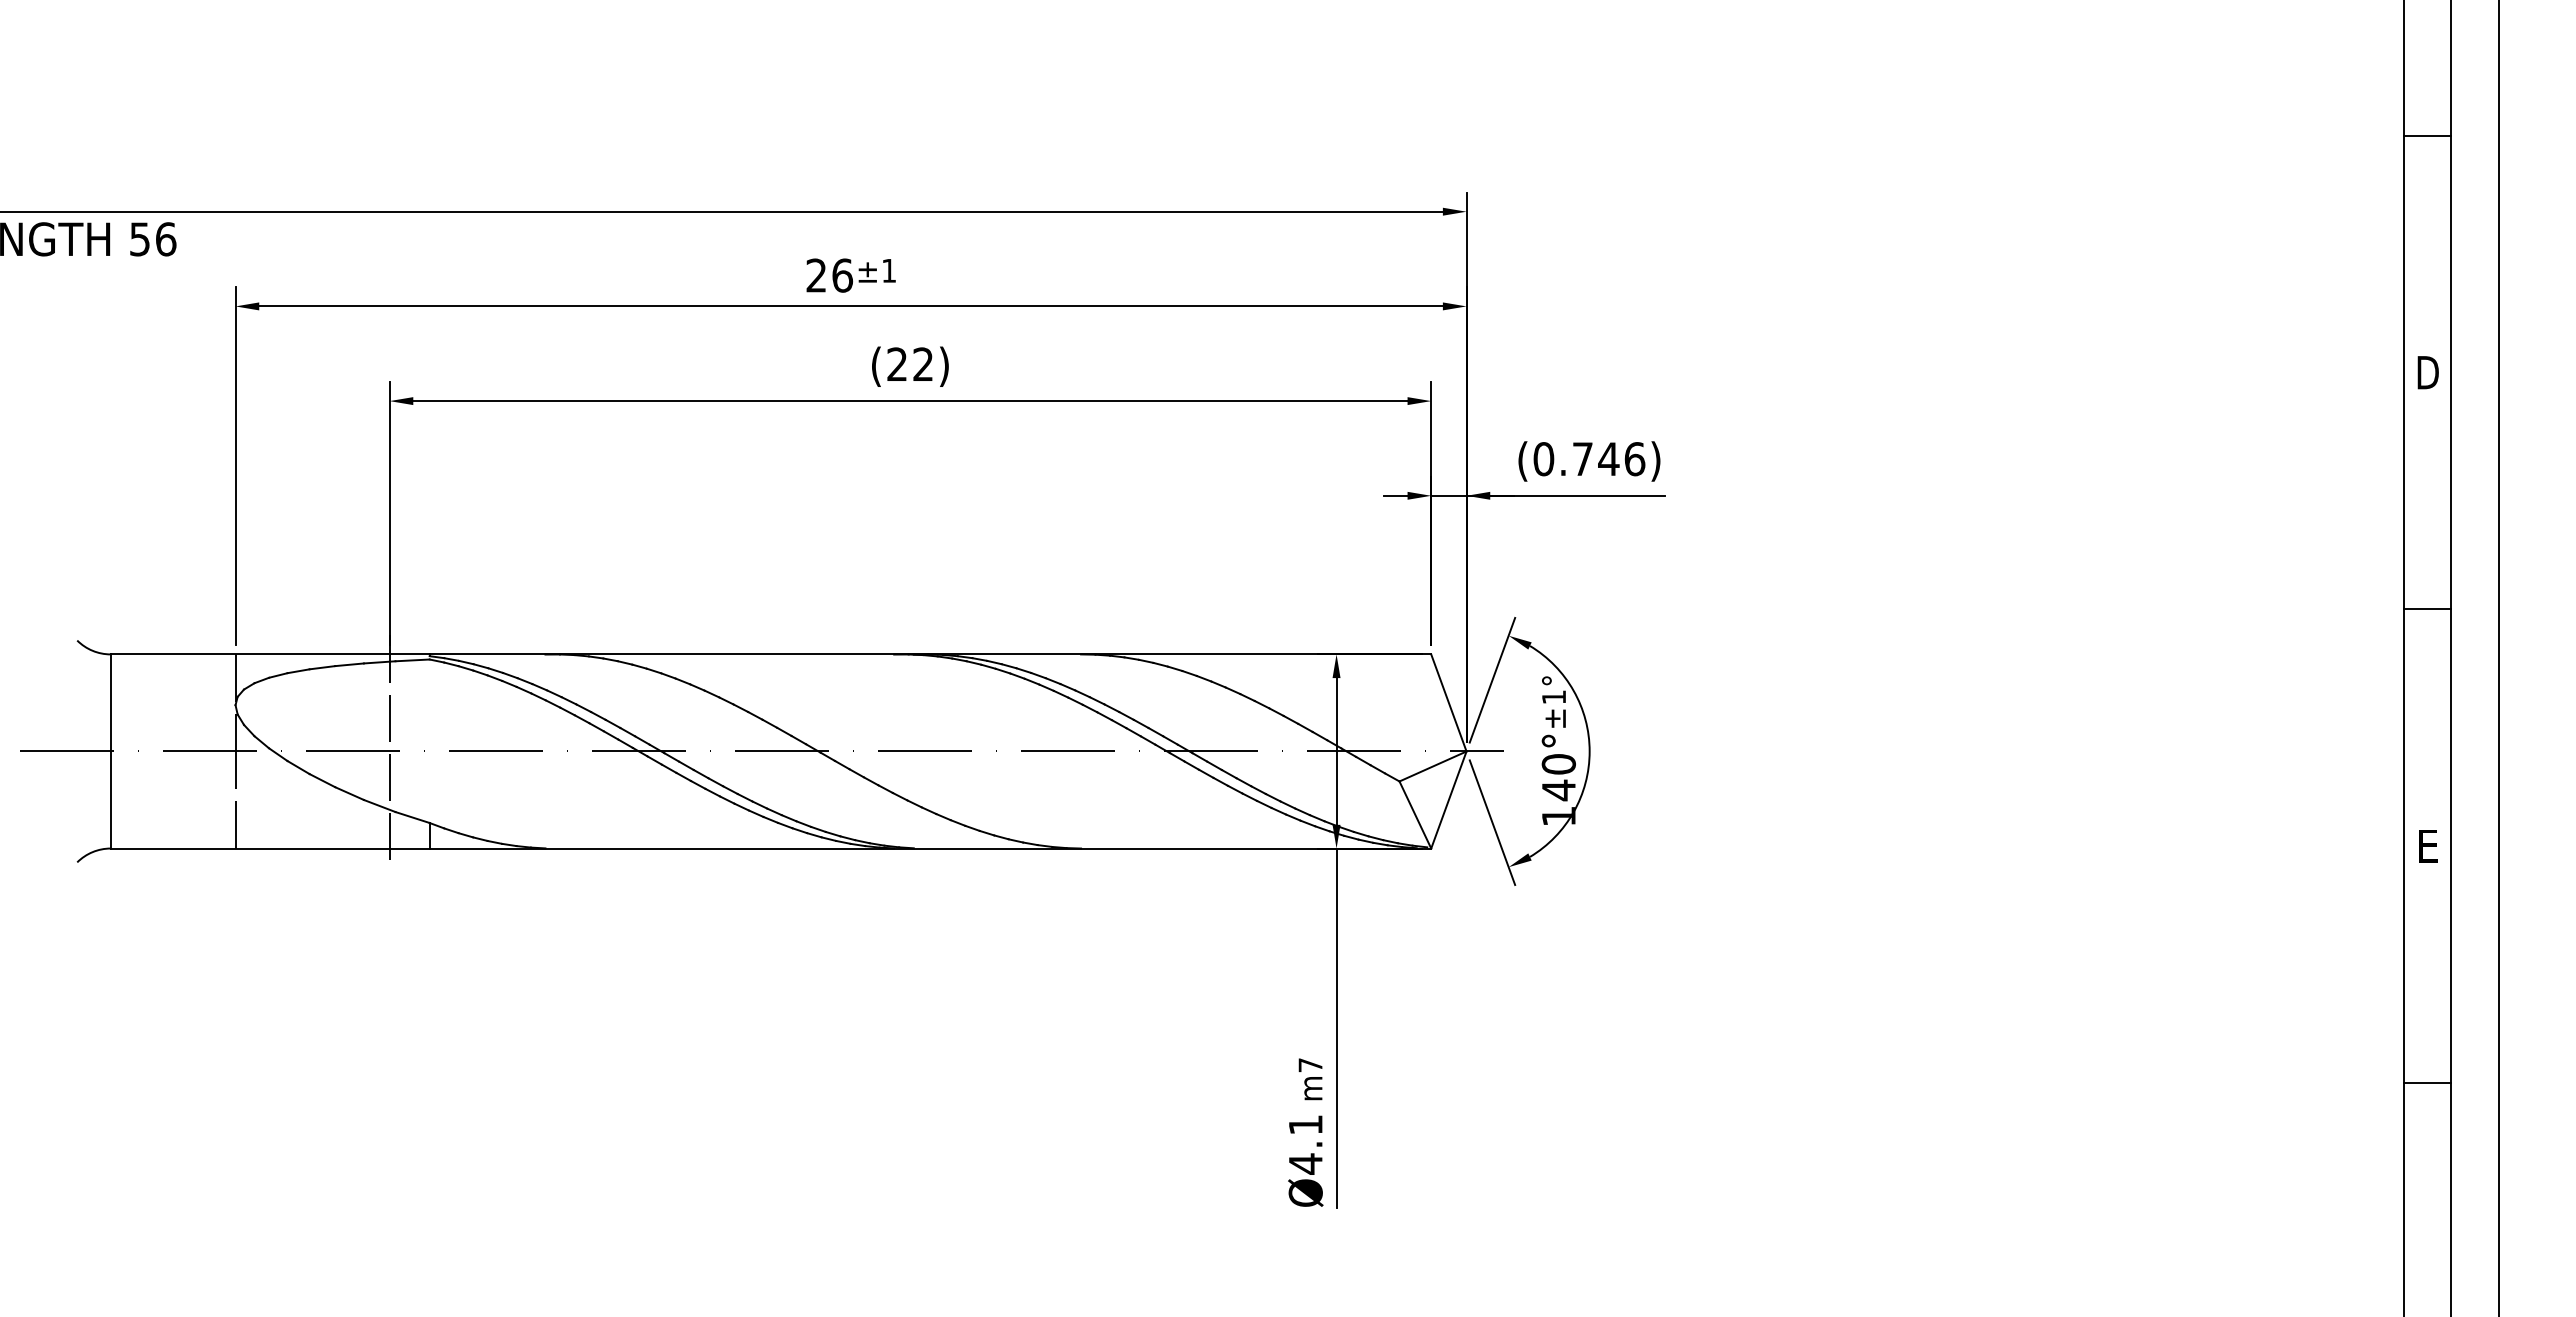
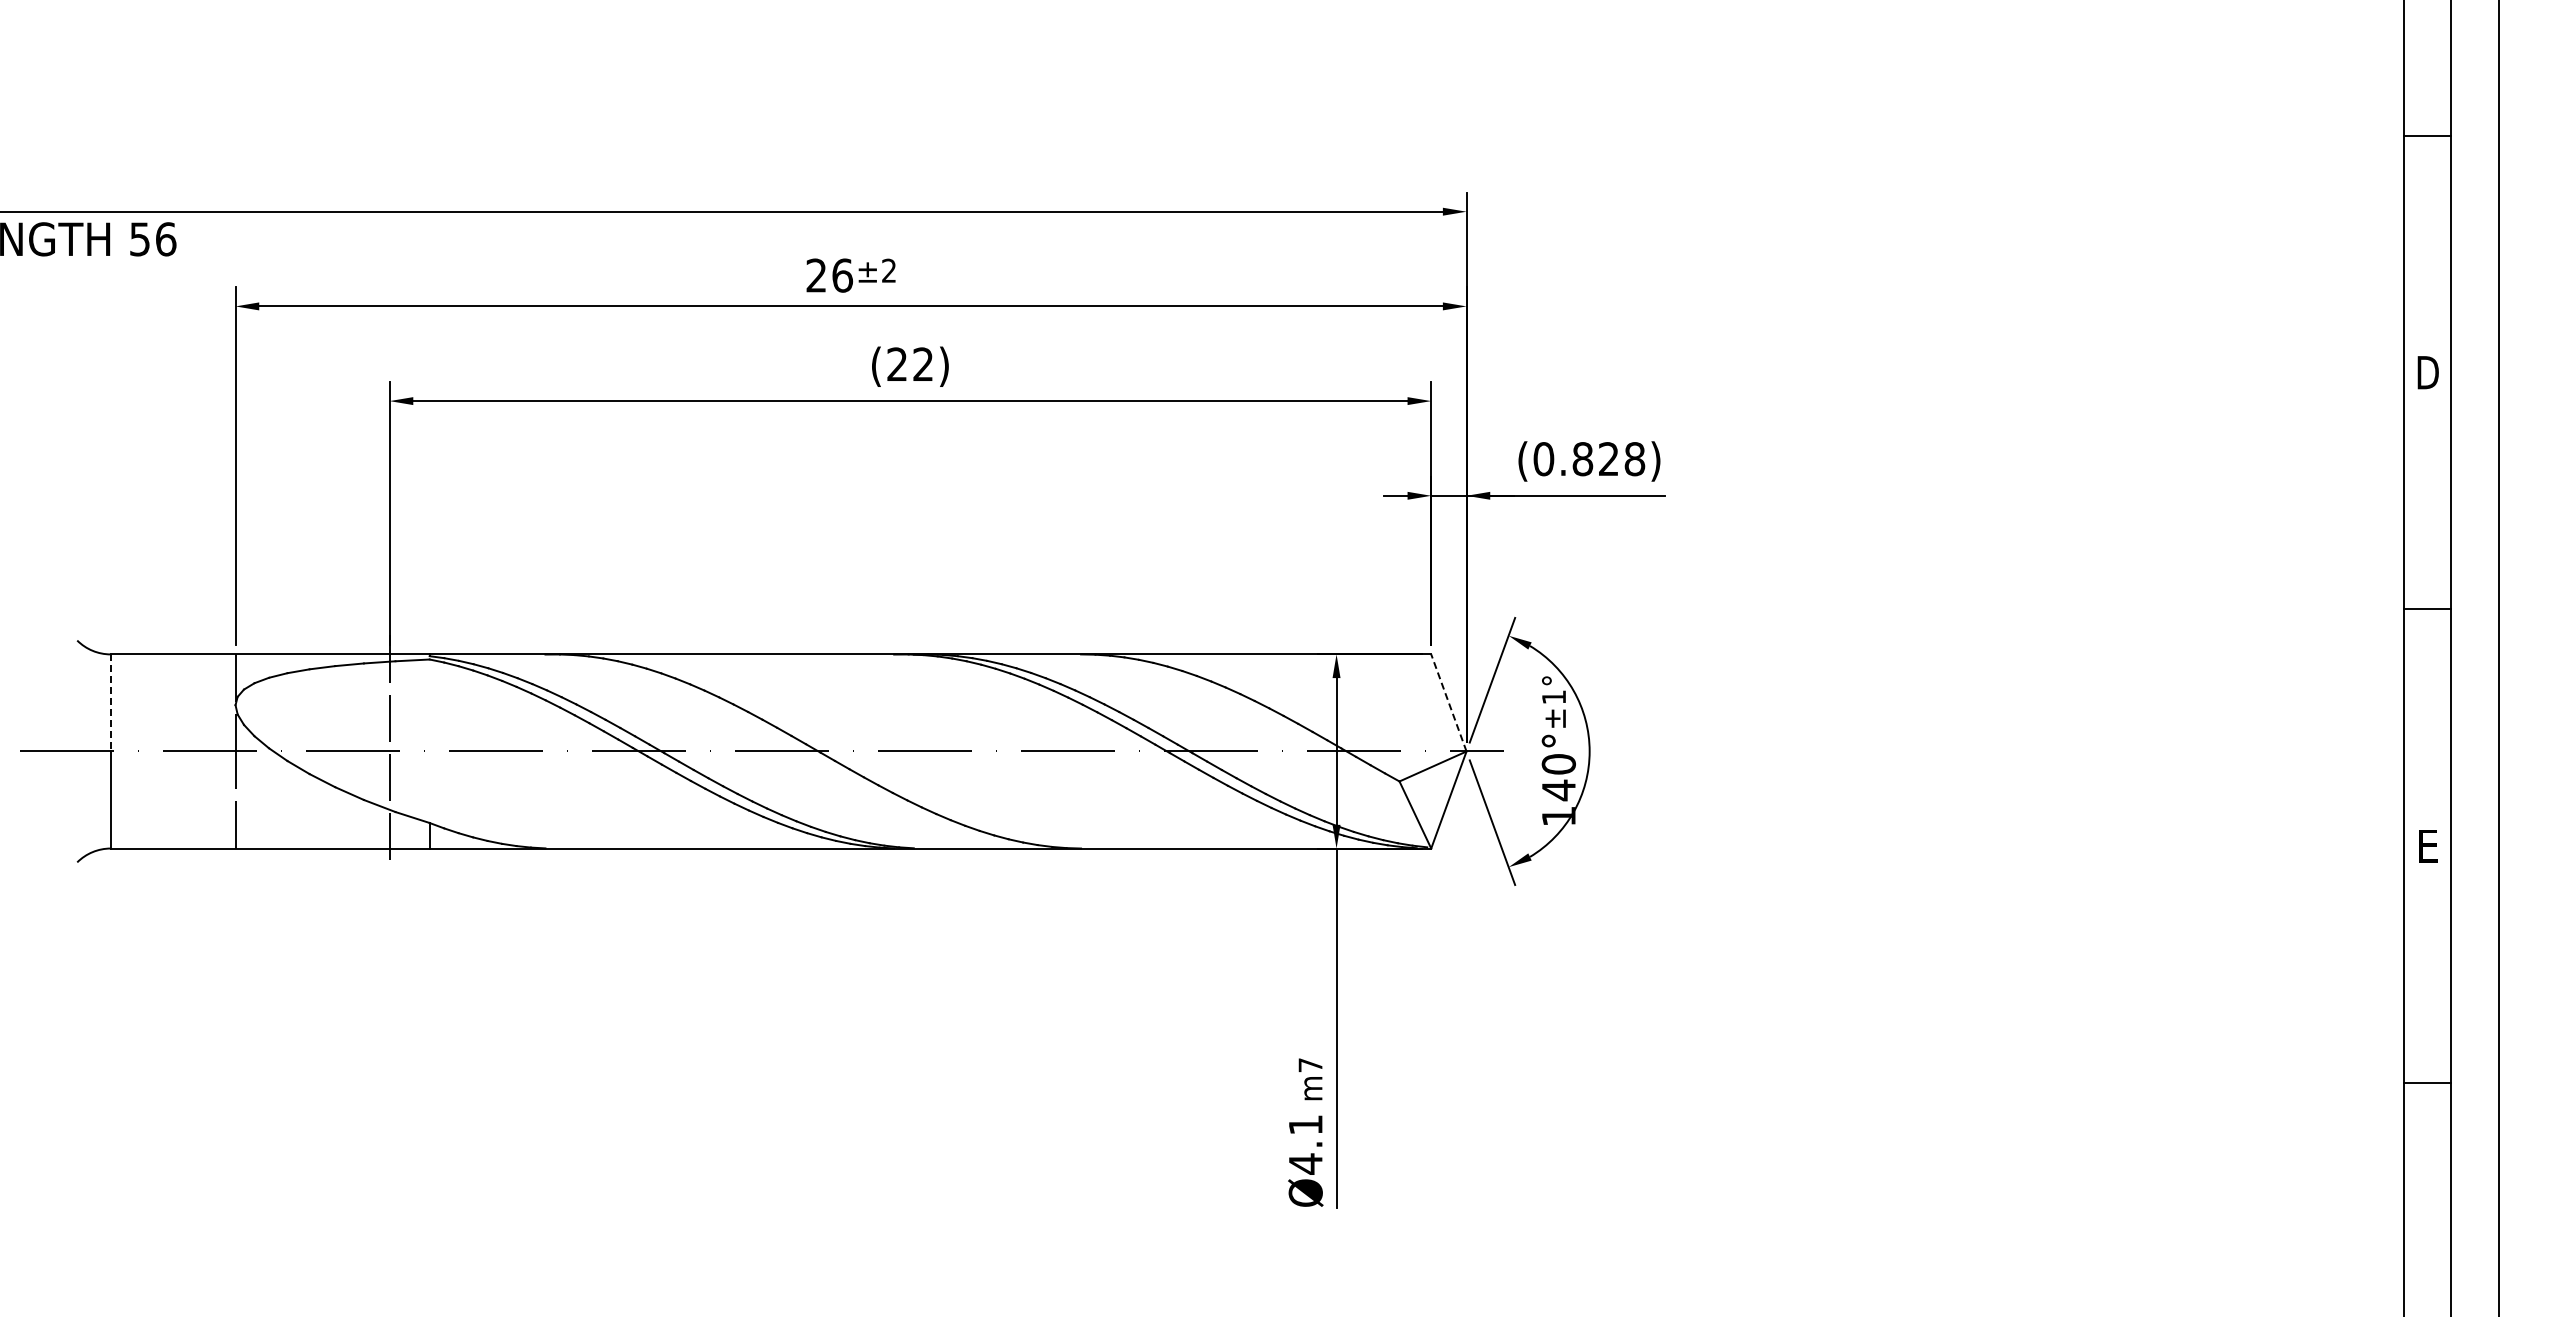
text: ±1 -> ±2 (888, 270)
text: (0.746) -> (0.828) (1608, 459)
line: solid -> dashed (110, 702)
line: solid -> dashed (1448, 702)
